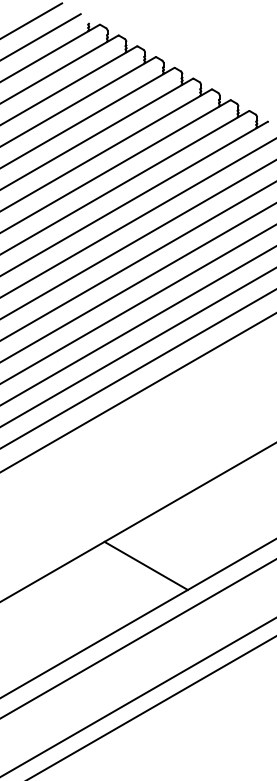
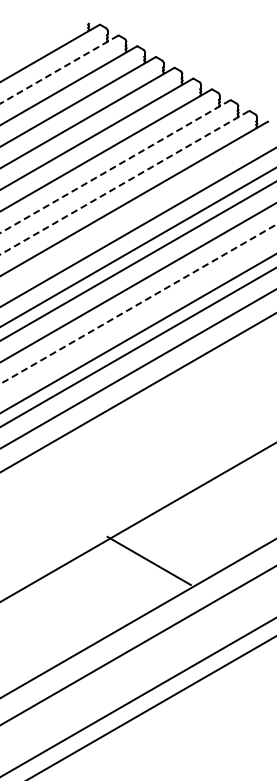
line: present -> none (32, 20)
line: present -> none (41, 36)
line: solid -> dashed (59, 69)
line: solid -> dashed (115, 166)
line: solid -> dashed (124, 183)
line position: (137, 218) -> (137, 227) (137, 227)
line position: (137, 239) -> (137, 247) (137, 247)
line: solid -> dashed (138, 304)
line position: (137, 325) -> (137, 333) (137, 333)
line position: (145, 565) -> (148, 560) (148, 560)
line position: (137, 638) -> (137, 645) (137, 645)
